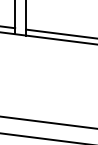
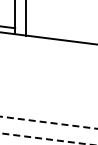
line: present -> none (60, 33)
line: solid -> dashed (49, 122)
line: solid -> dashed (46, 139)
